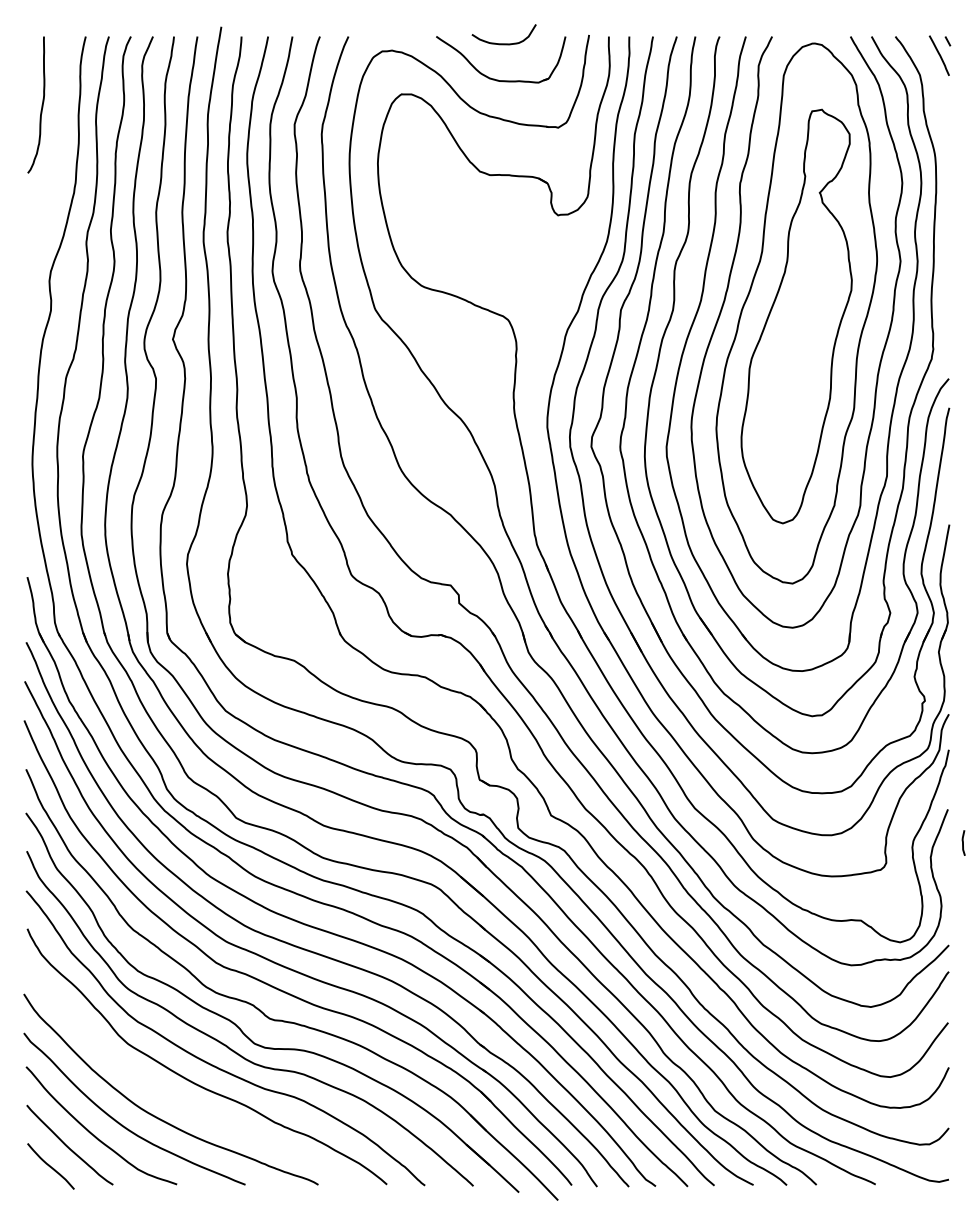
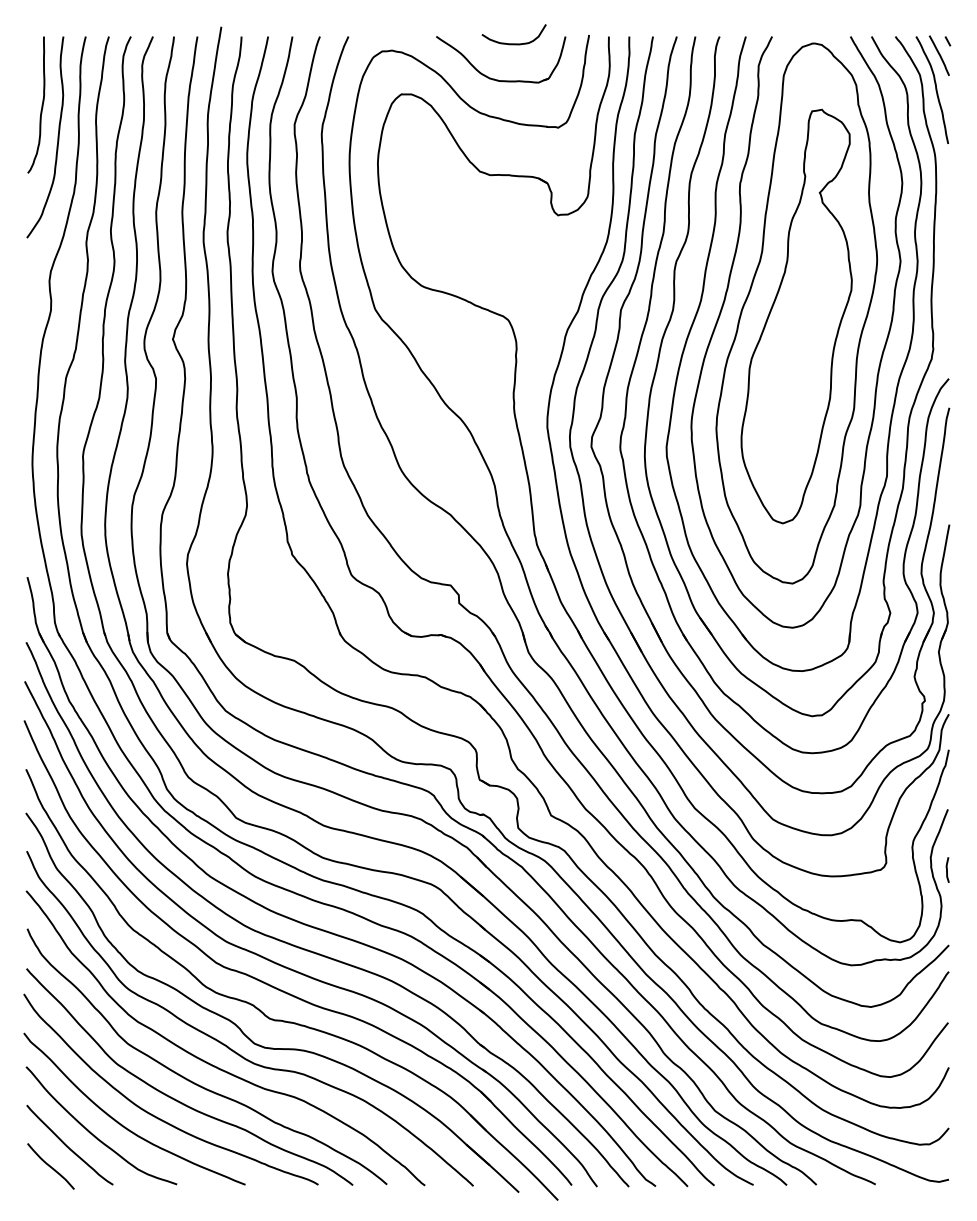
curve position: (503, 43) -> (513, 43) (513, 43)
curve: none -> present (935, 89)
curve: none -> present (57, 137)
curve position: (963, 842) -> (947, 869) (947, 869)
curve: none -> present (173, 1097)
